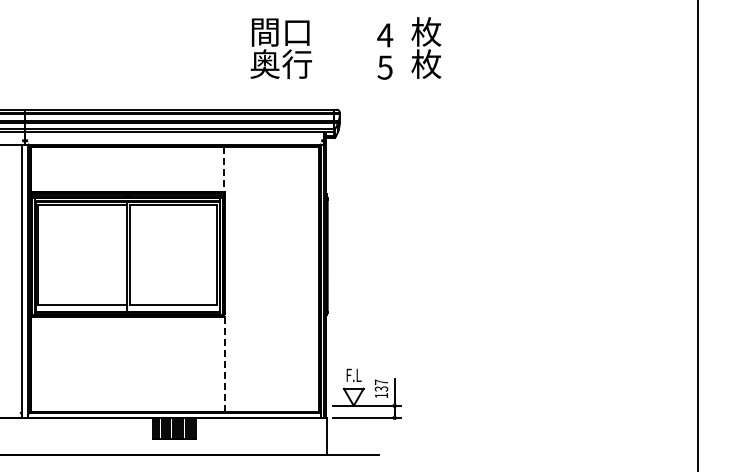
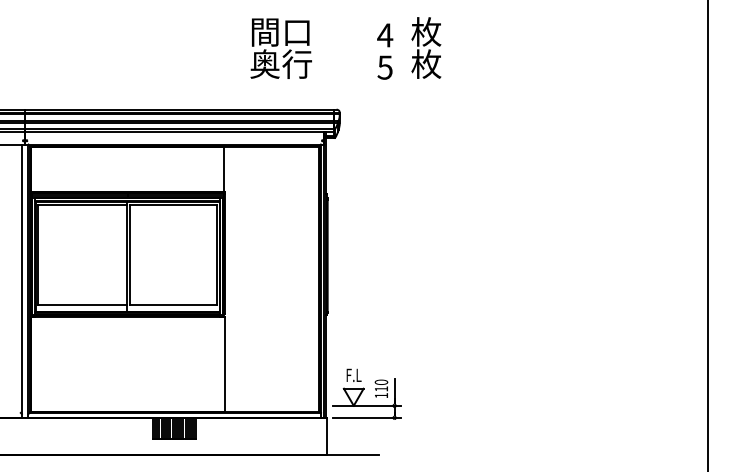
line: dashed -> solid (224, 169)
line position: (698, 235) -> (708, 235) (708, 235)
line: dashed -> solid (224, 364)
text: 137 -> 110 (381, 385)
